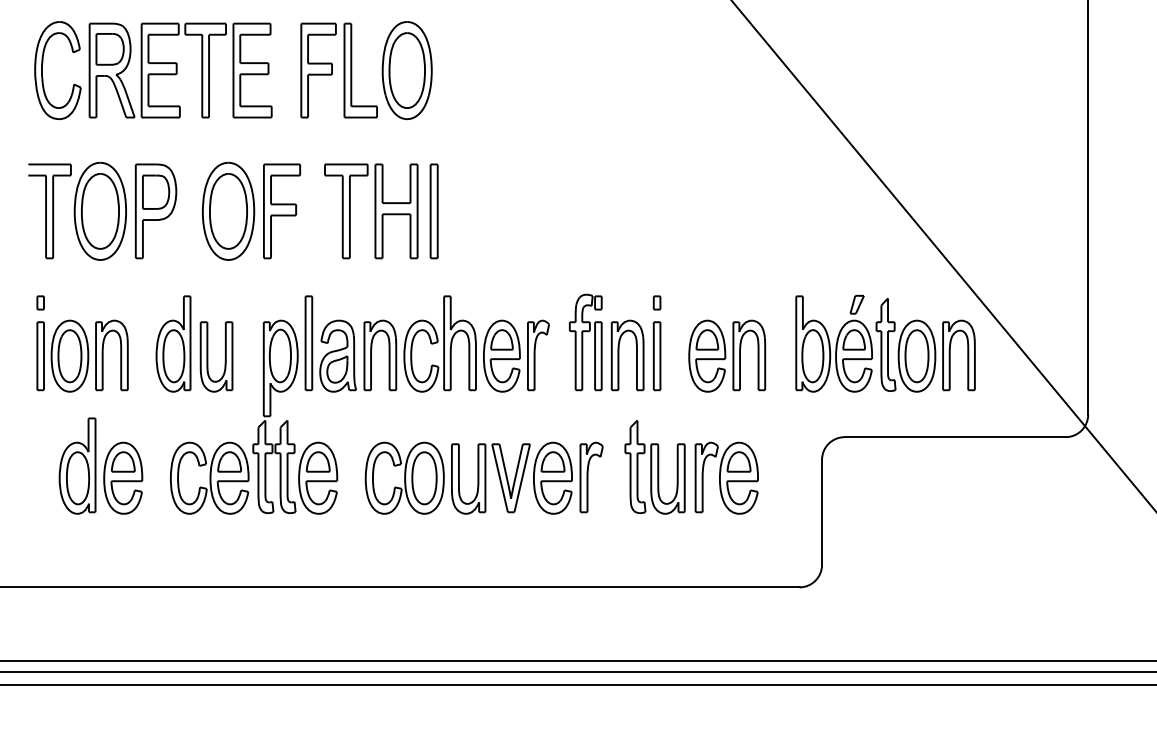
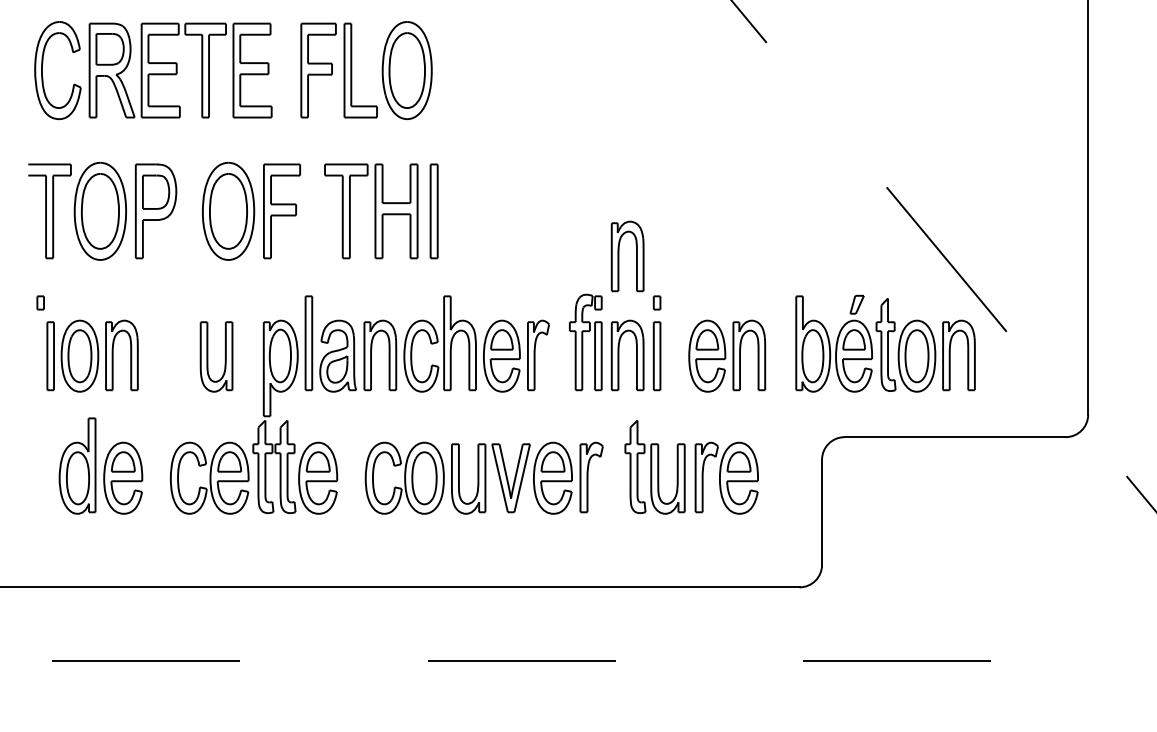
part: none -> present (619, 256)
line: solid -> dashed (944, 256)
part: present -> none (173, 343)
part position: (82, 355) -> (92, 355) (92, 355)
line: solid -> dashed (578, 660)
line: present -> none (577, 671)
line: present -> none (577, 685)
